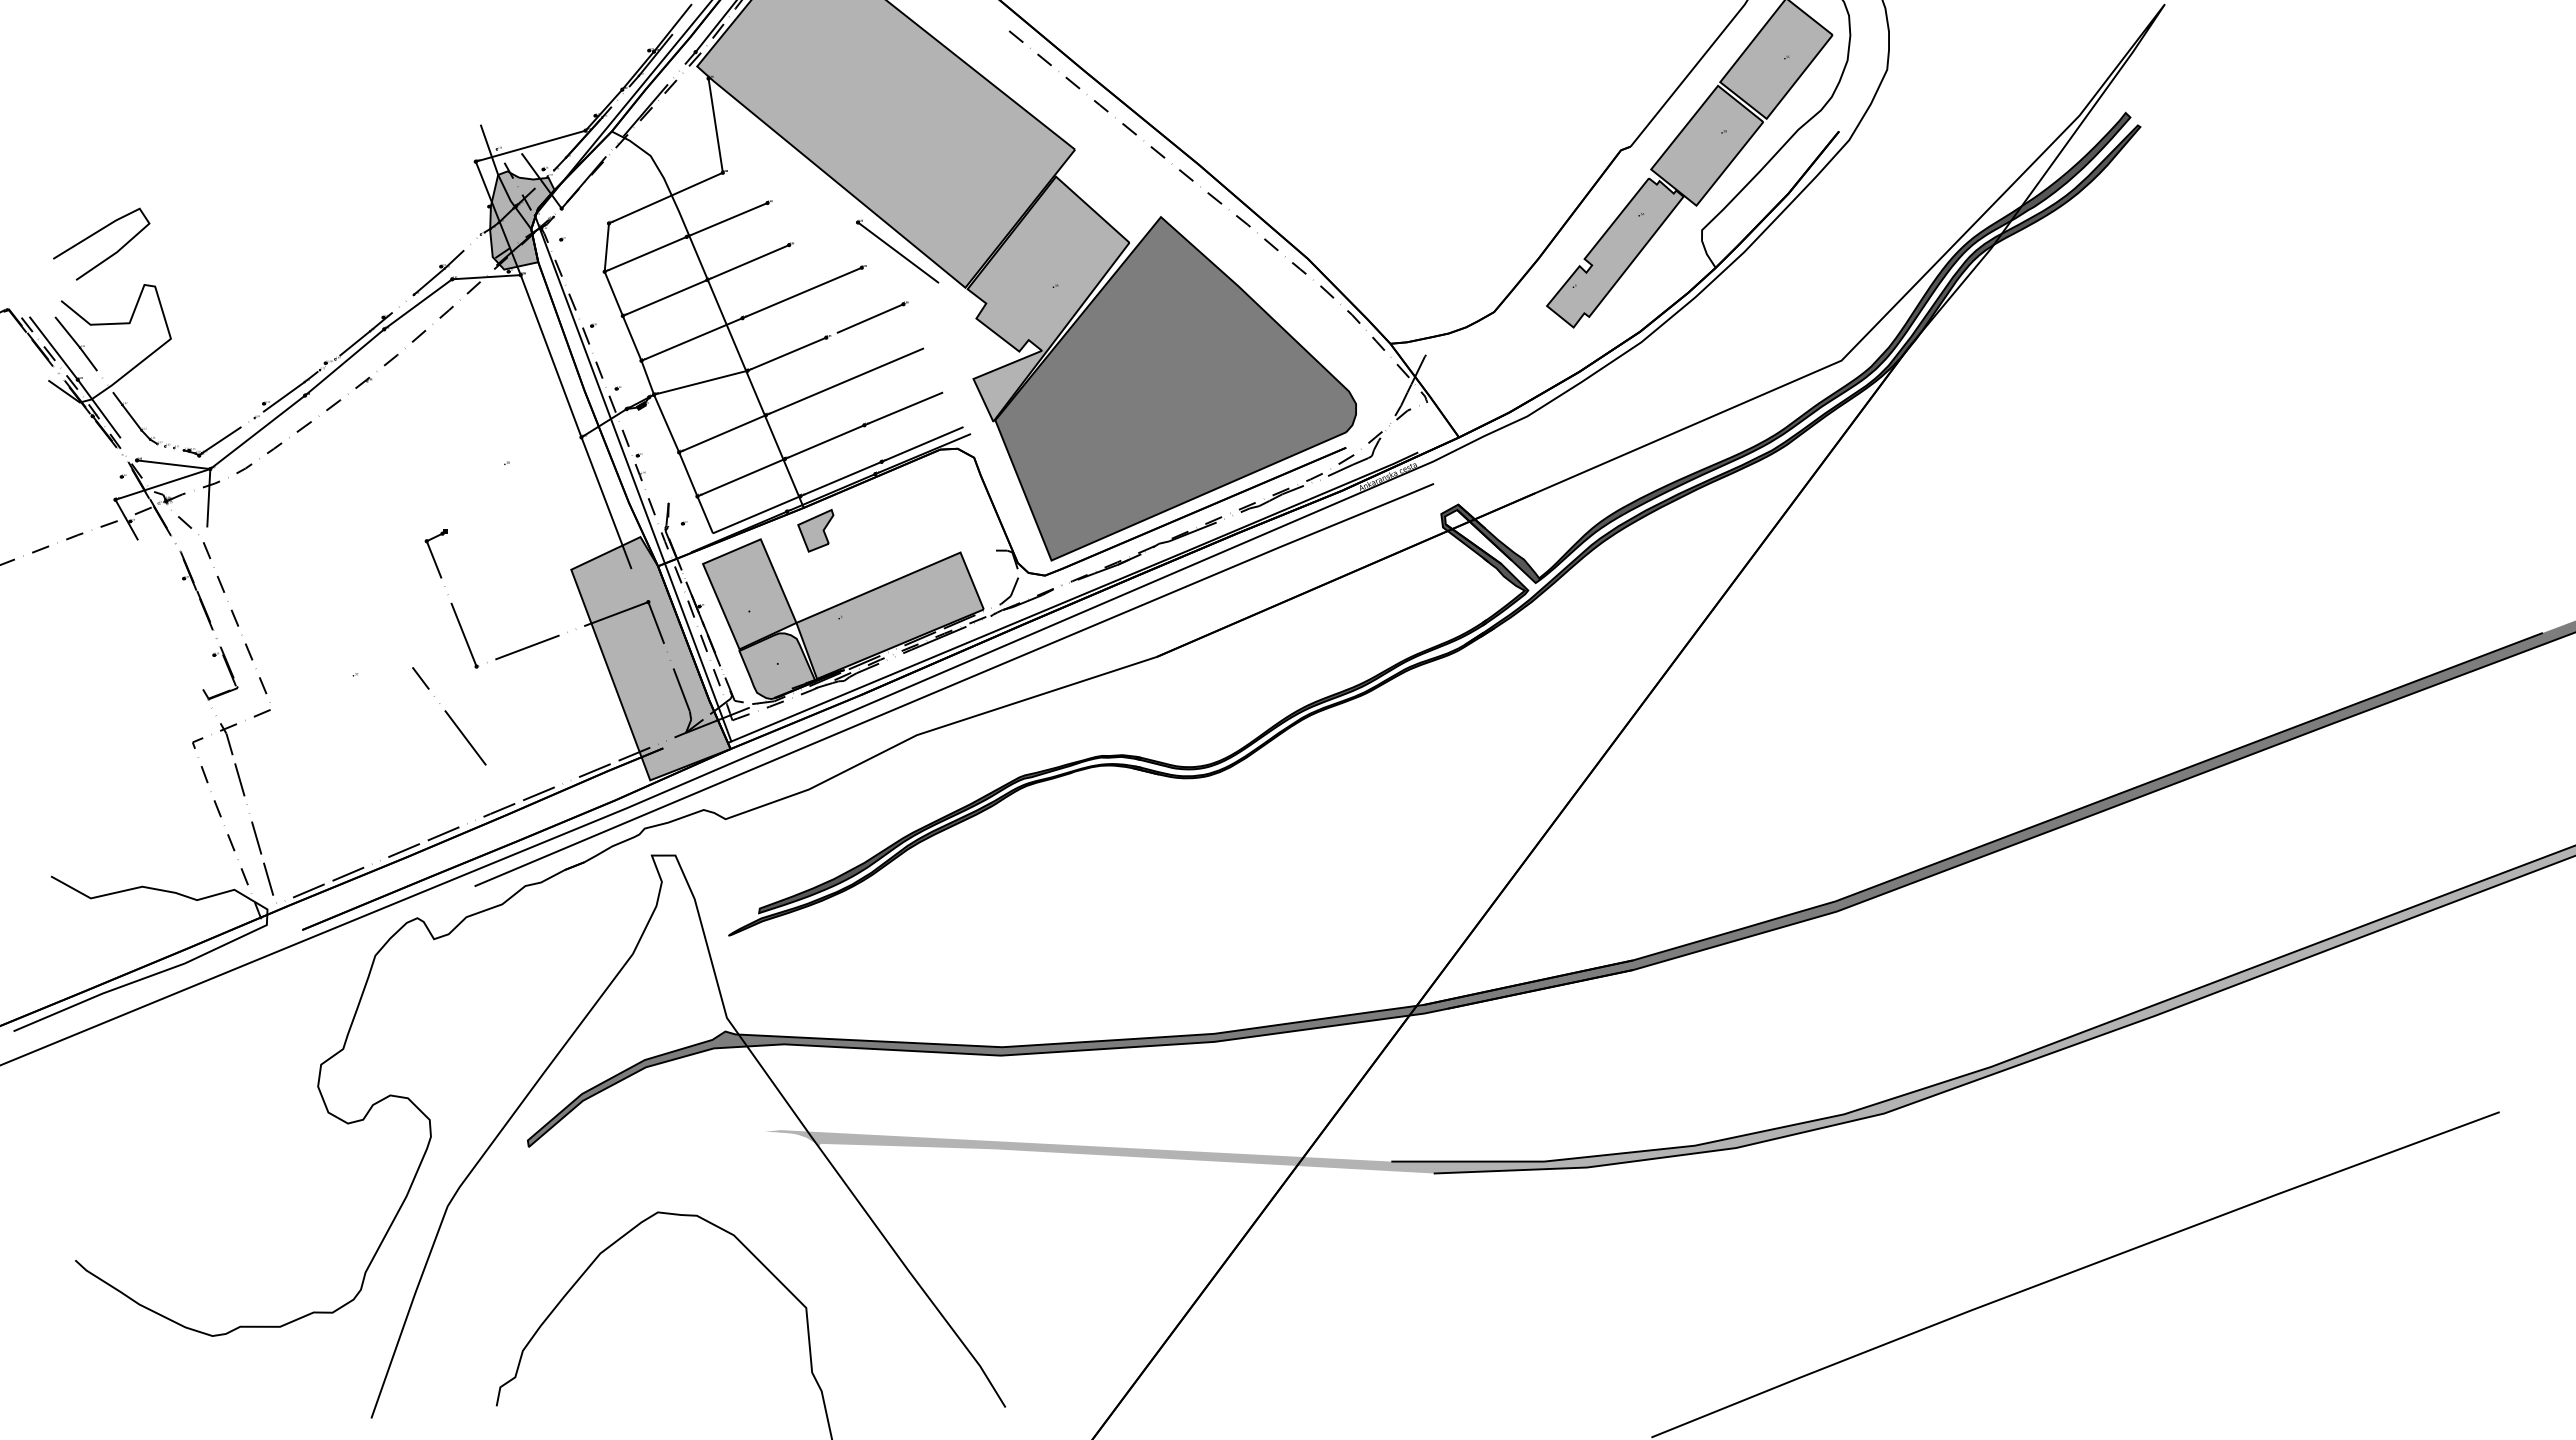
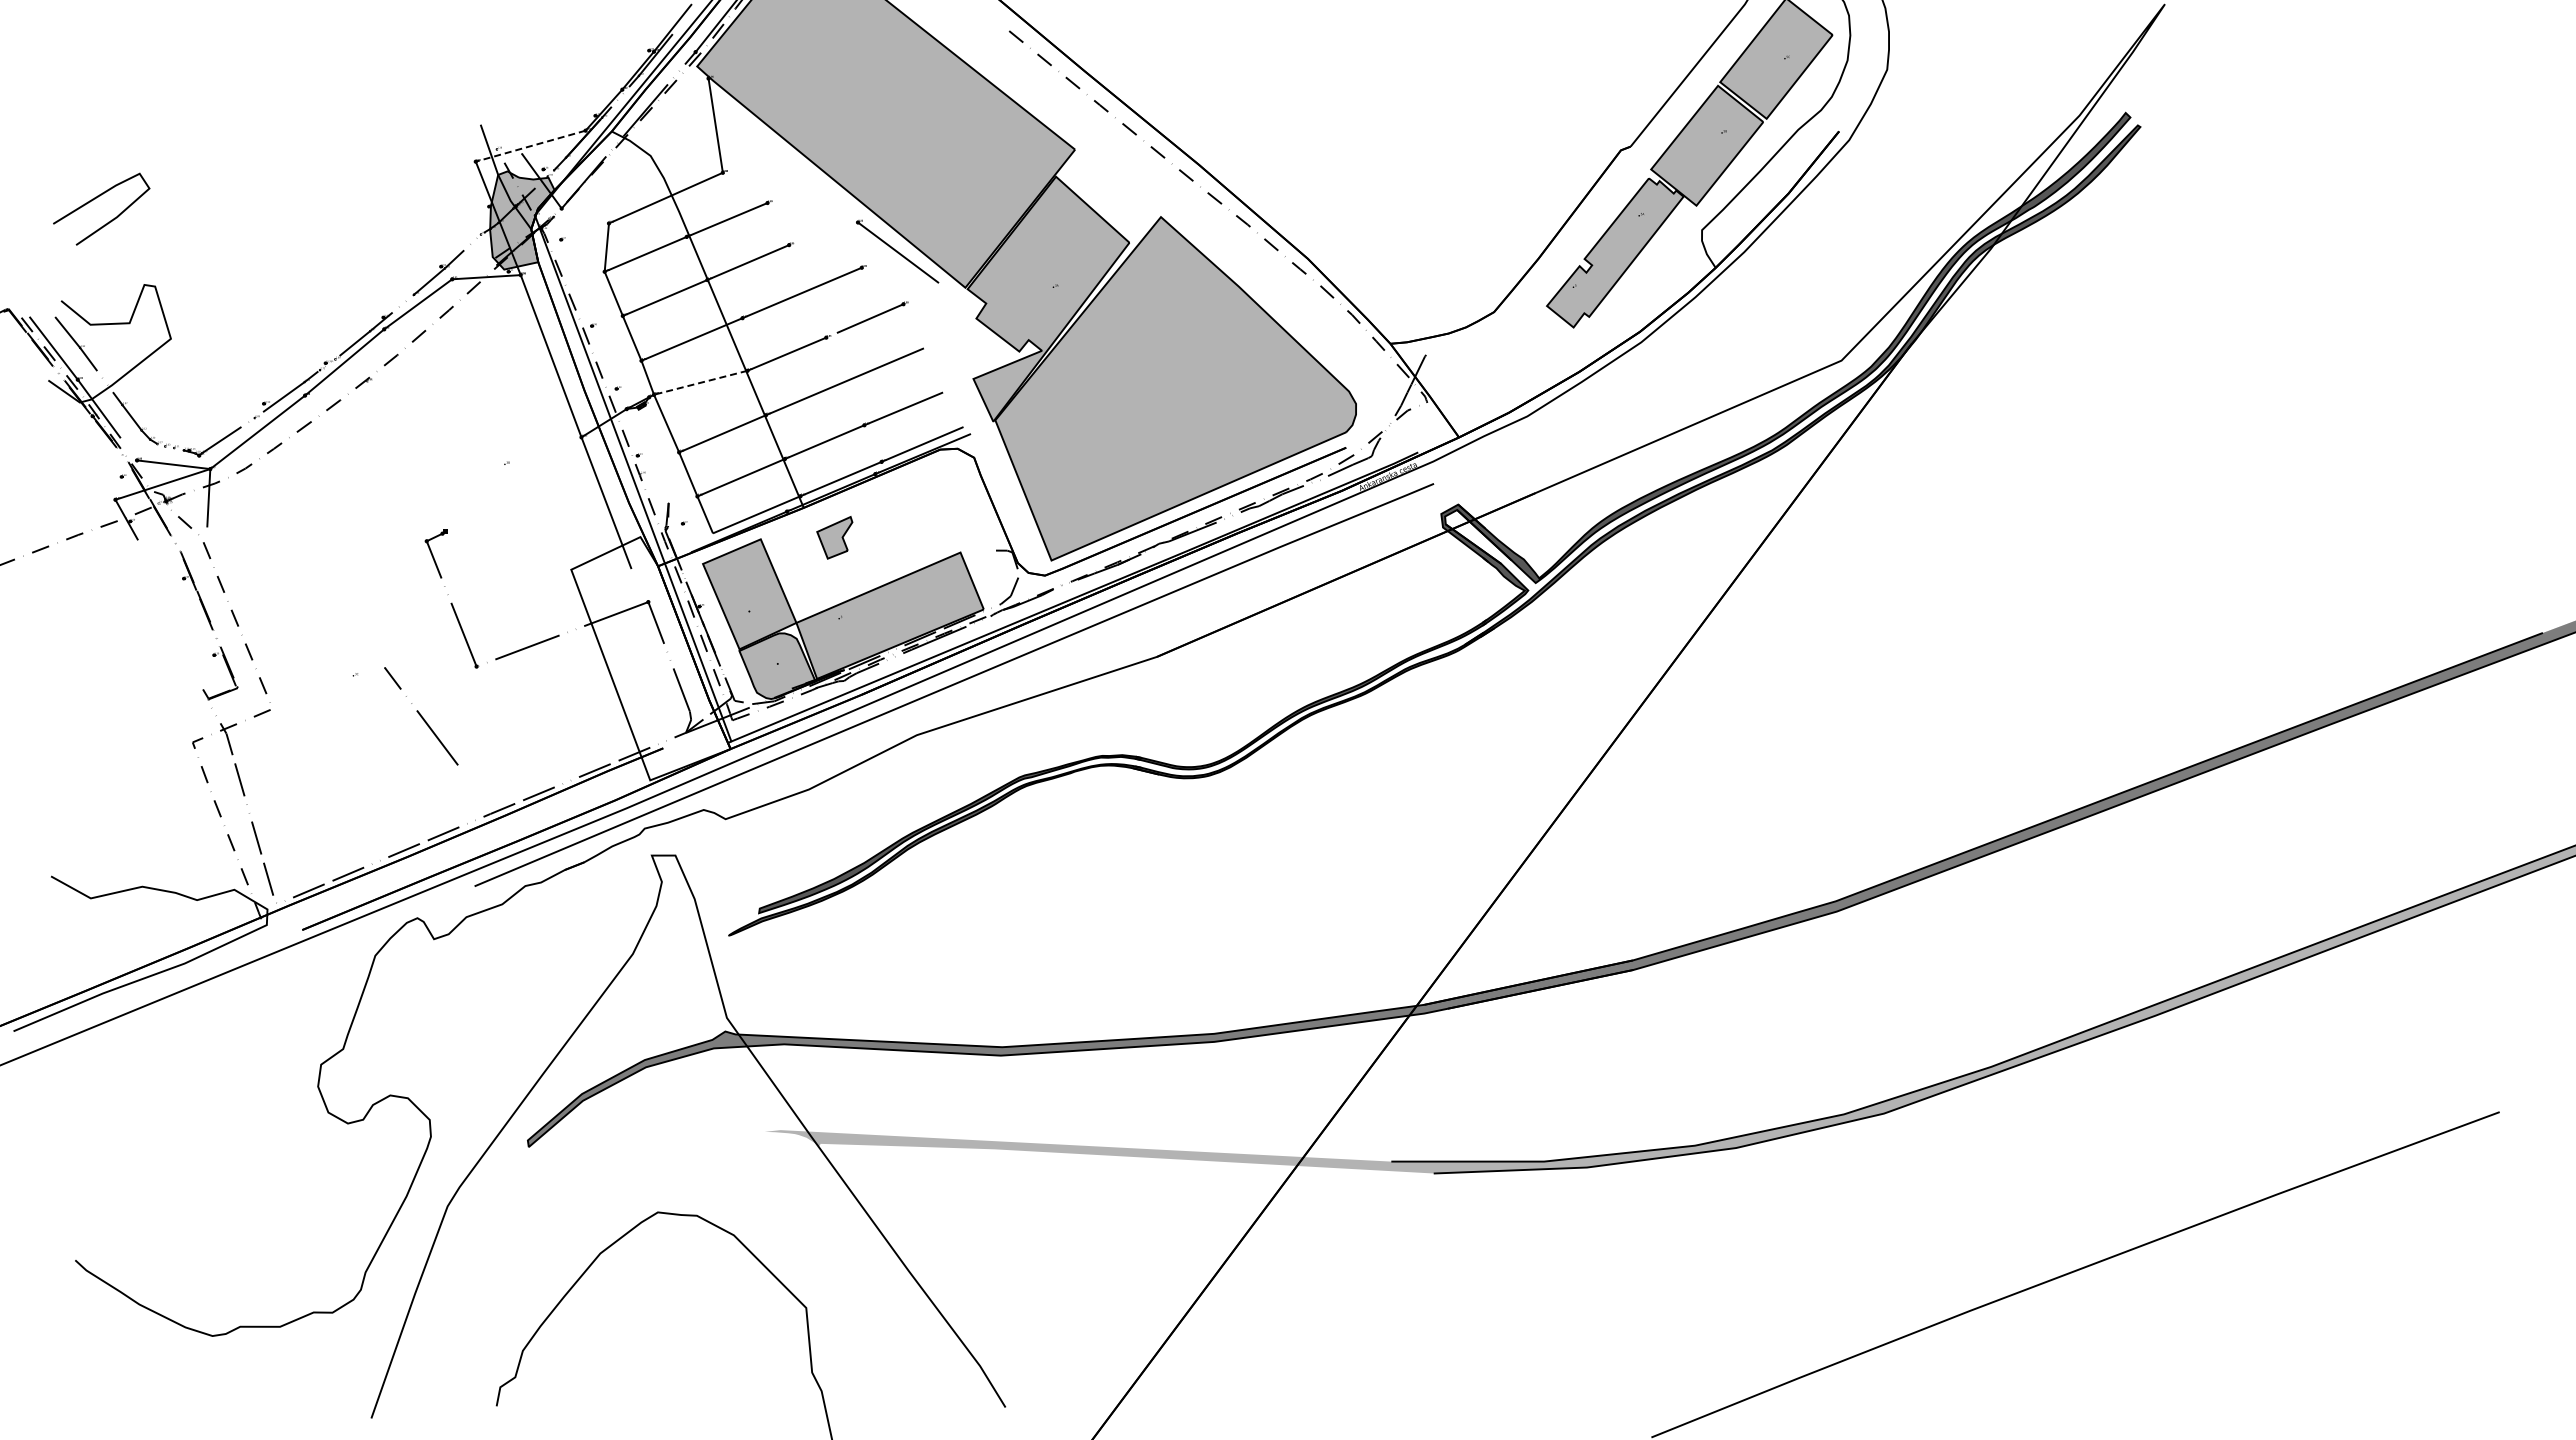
line: solid -> dashed (530, 146)
curve position: (95, 234) -> (95, 199) (95, 199)
line: solid -> dashed (700, 382)
fill: present -> none (1175, 388)
part position: (815, 530) -> (834, 537) (834, 537)
fill: present -> none (650, 658)
line position: (449, 716) -> (421, 716) (421, 716)
